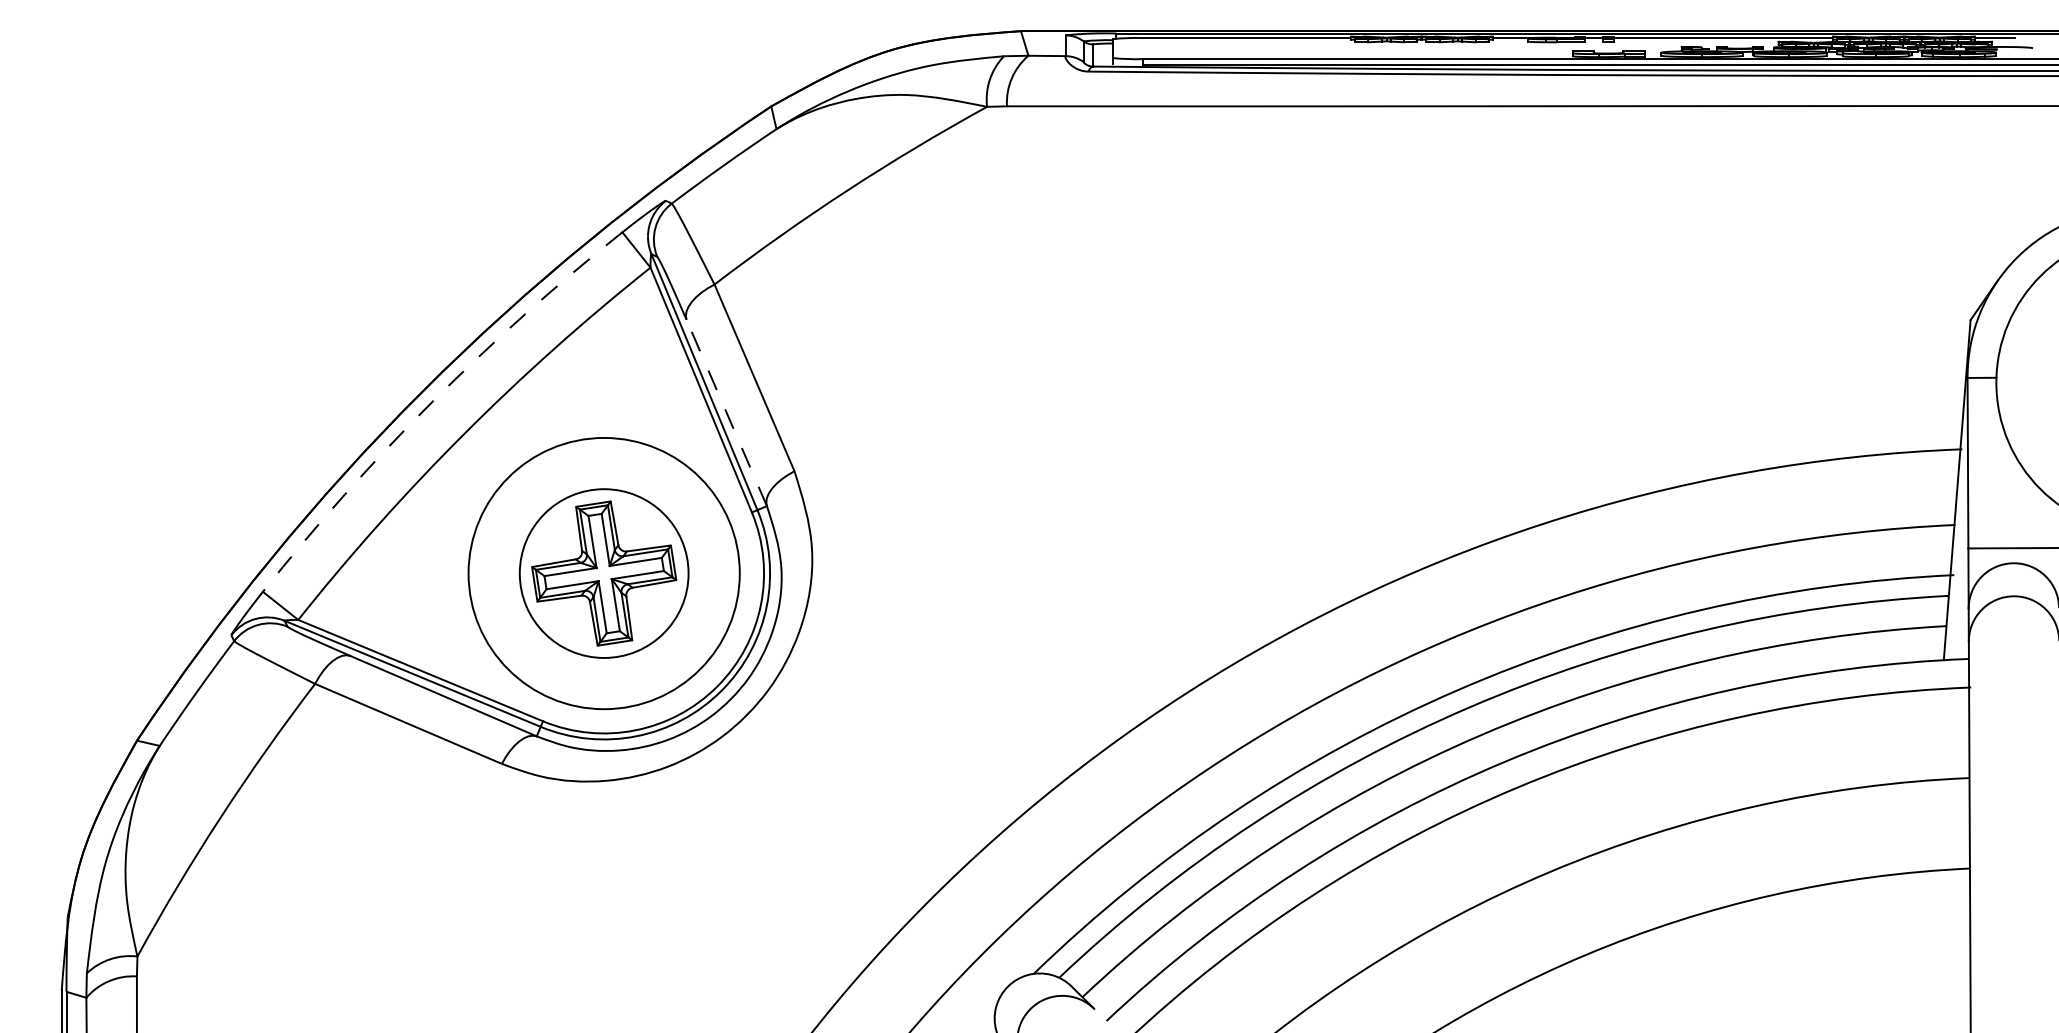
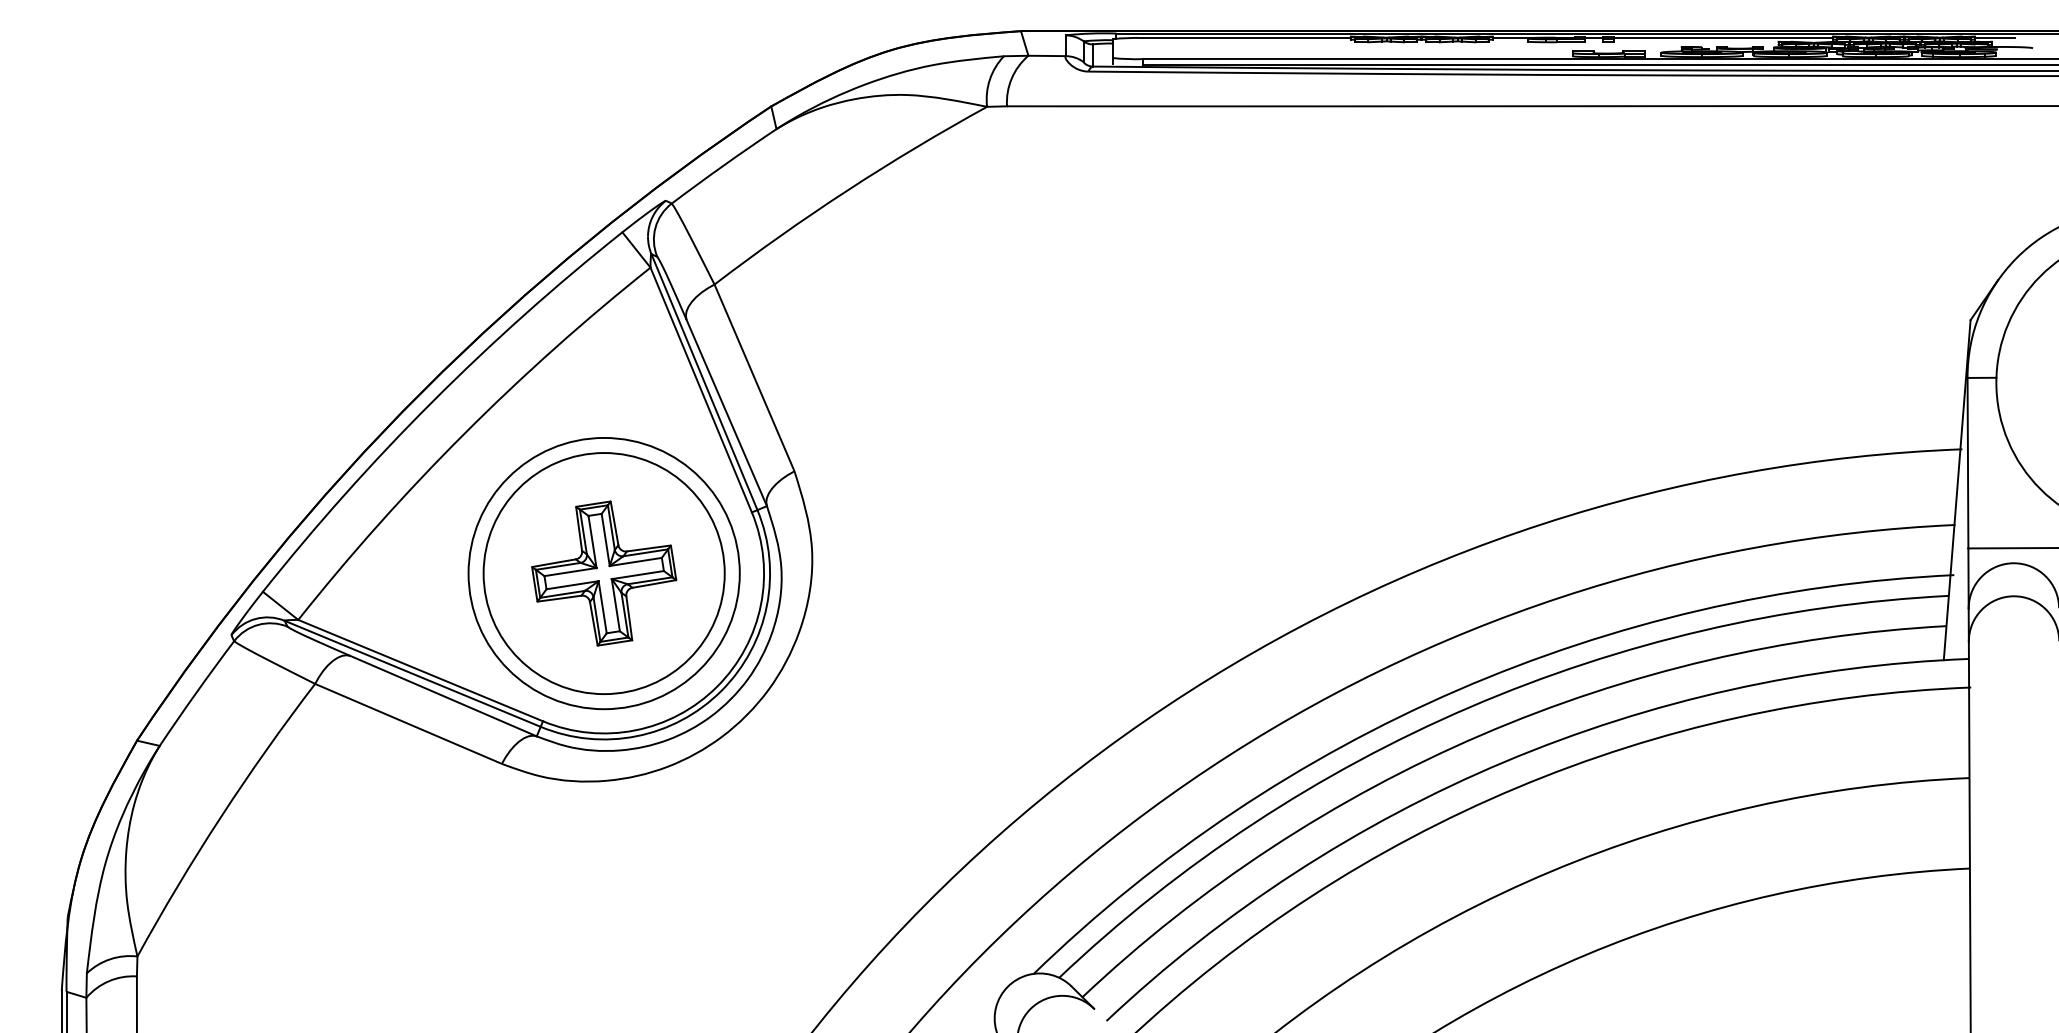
arc: dashed -> solid (432, 401)
line: dashed -> solid (726, 412)
circle diameter: 169 px -> 241 px (603, 573)
